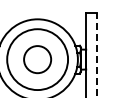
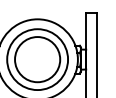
line: dashed -> solid (96, 55)
circle diameter: 27 px -> 45 px (37, 59)
